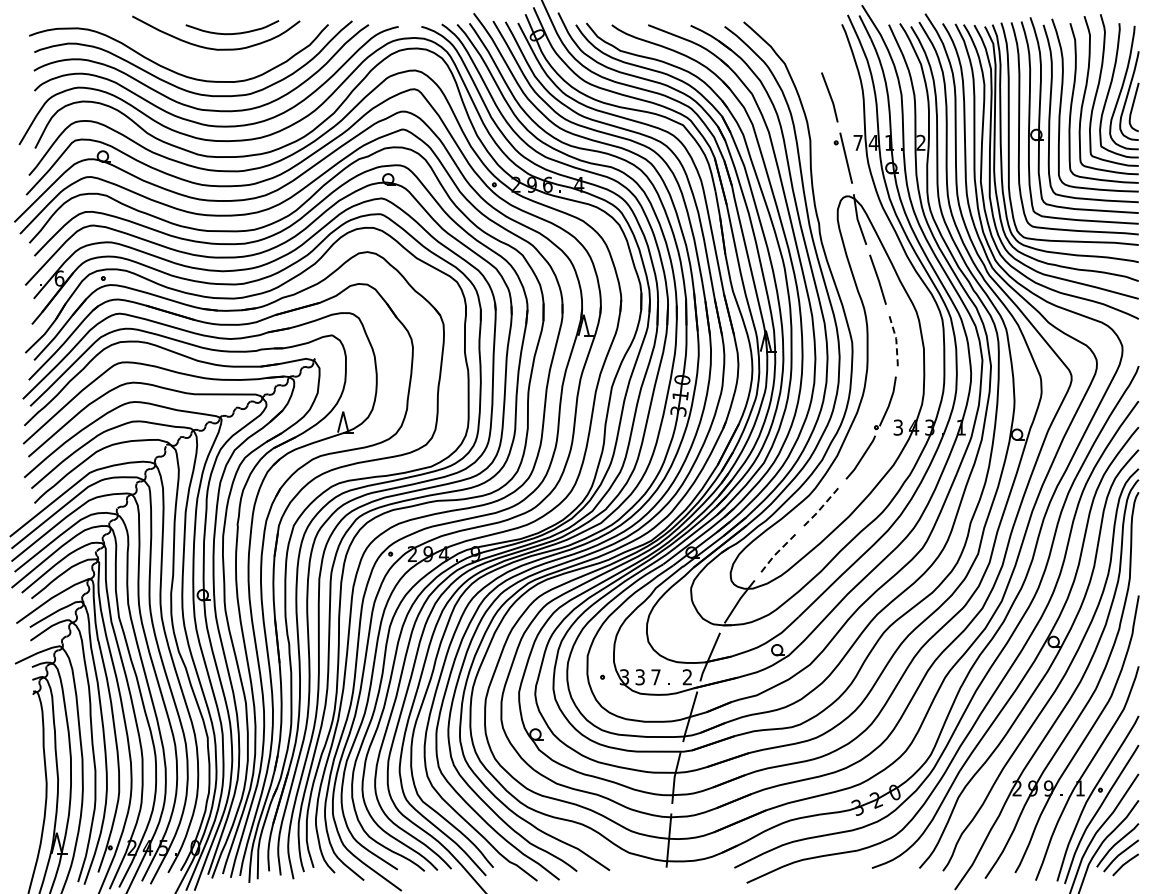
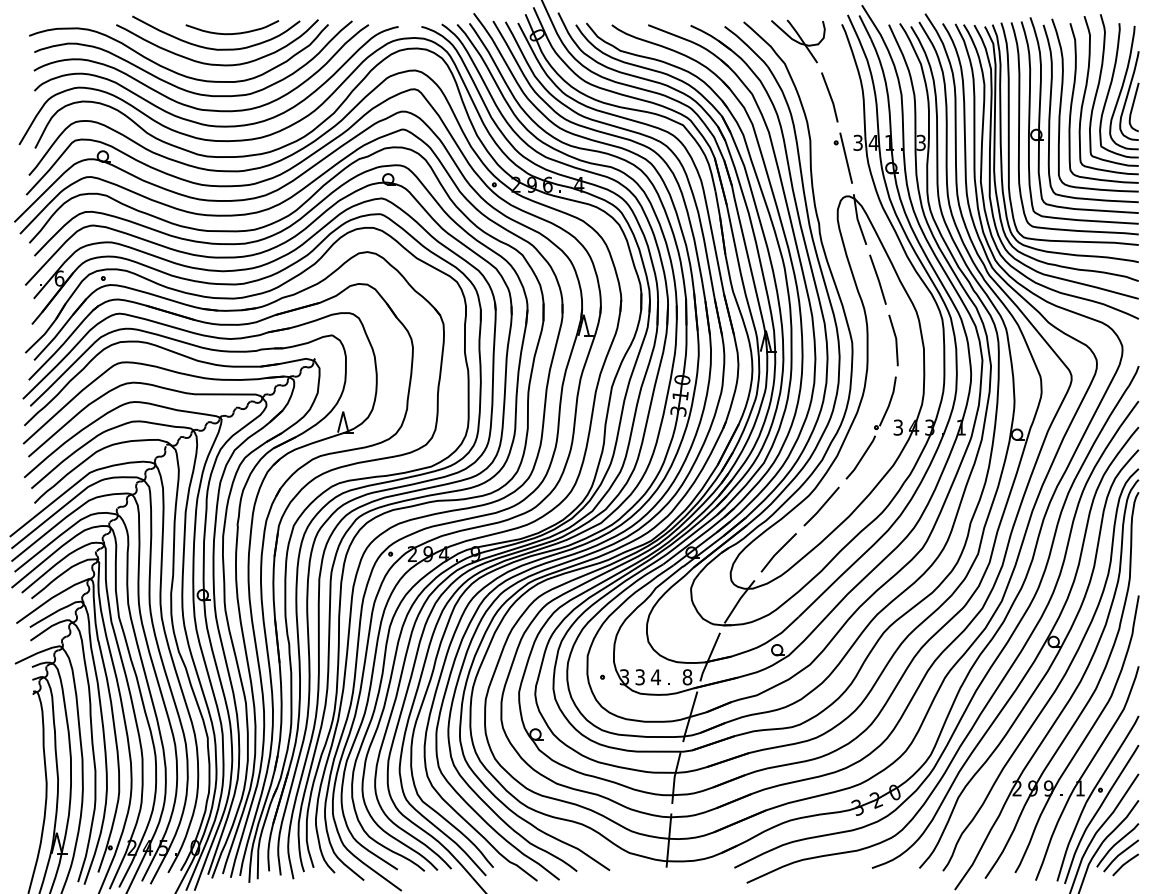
part: none -> present (798, 41)
curve: none -> present (213, 63)
text: 7 -> 3 (857, 142)
text: 2 -> 3 (920, 142)
line: dashed -> solid (896, 340)
line: dashed -> solid (821, 507)
line: dashed -> solid (777, 552)
text: 7 -> 4 (655, 677)
text: 2 -> 8 (687, 677)
